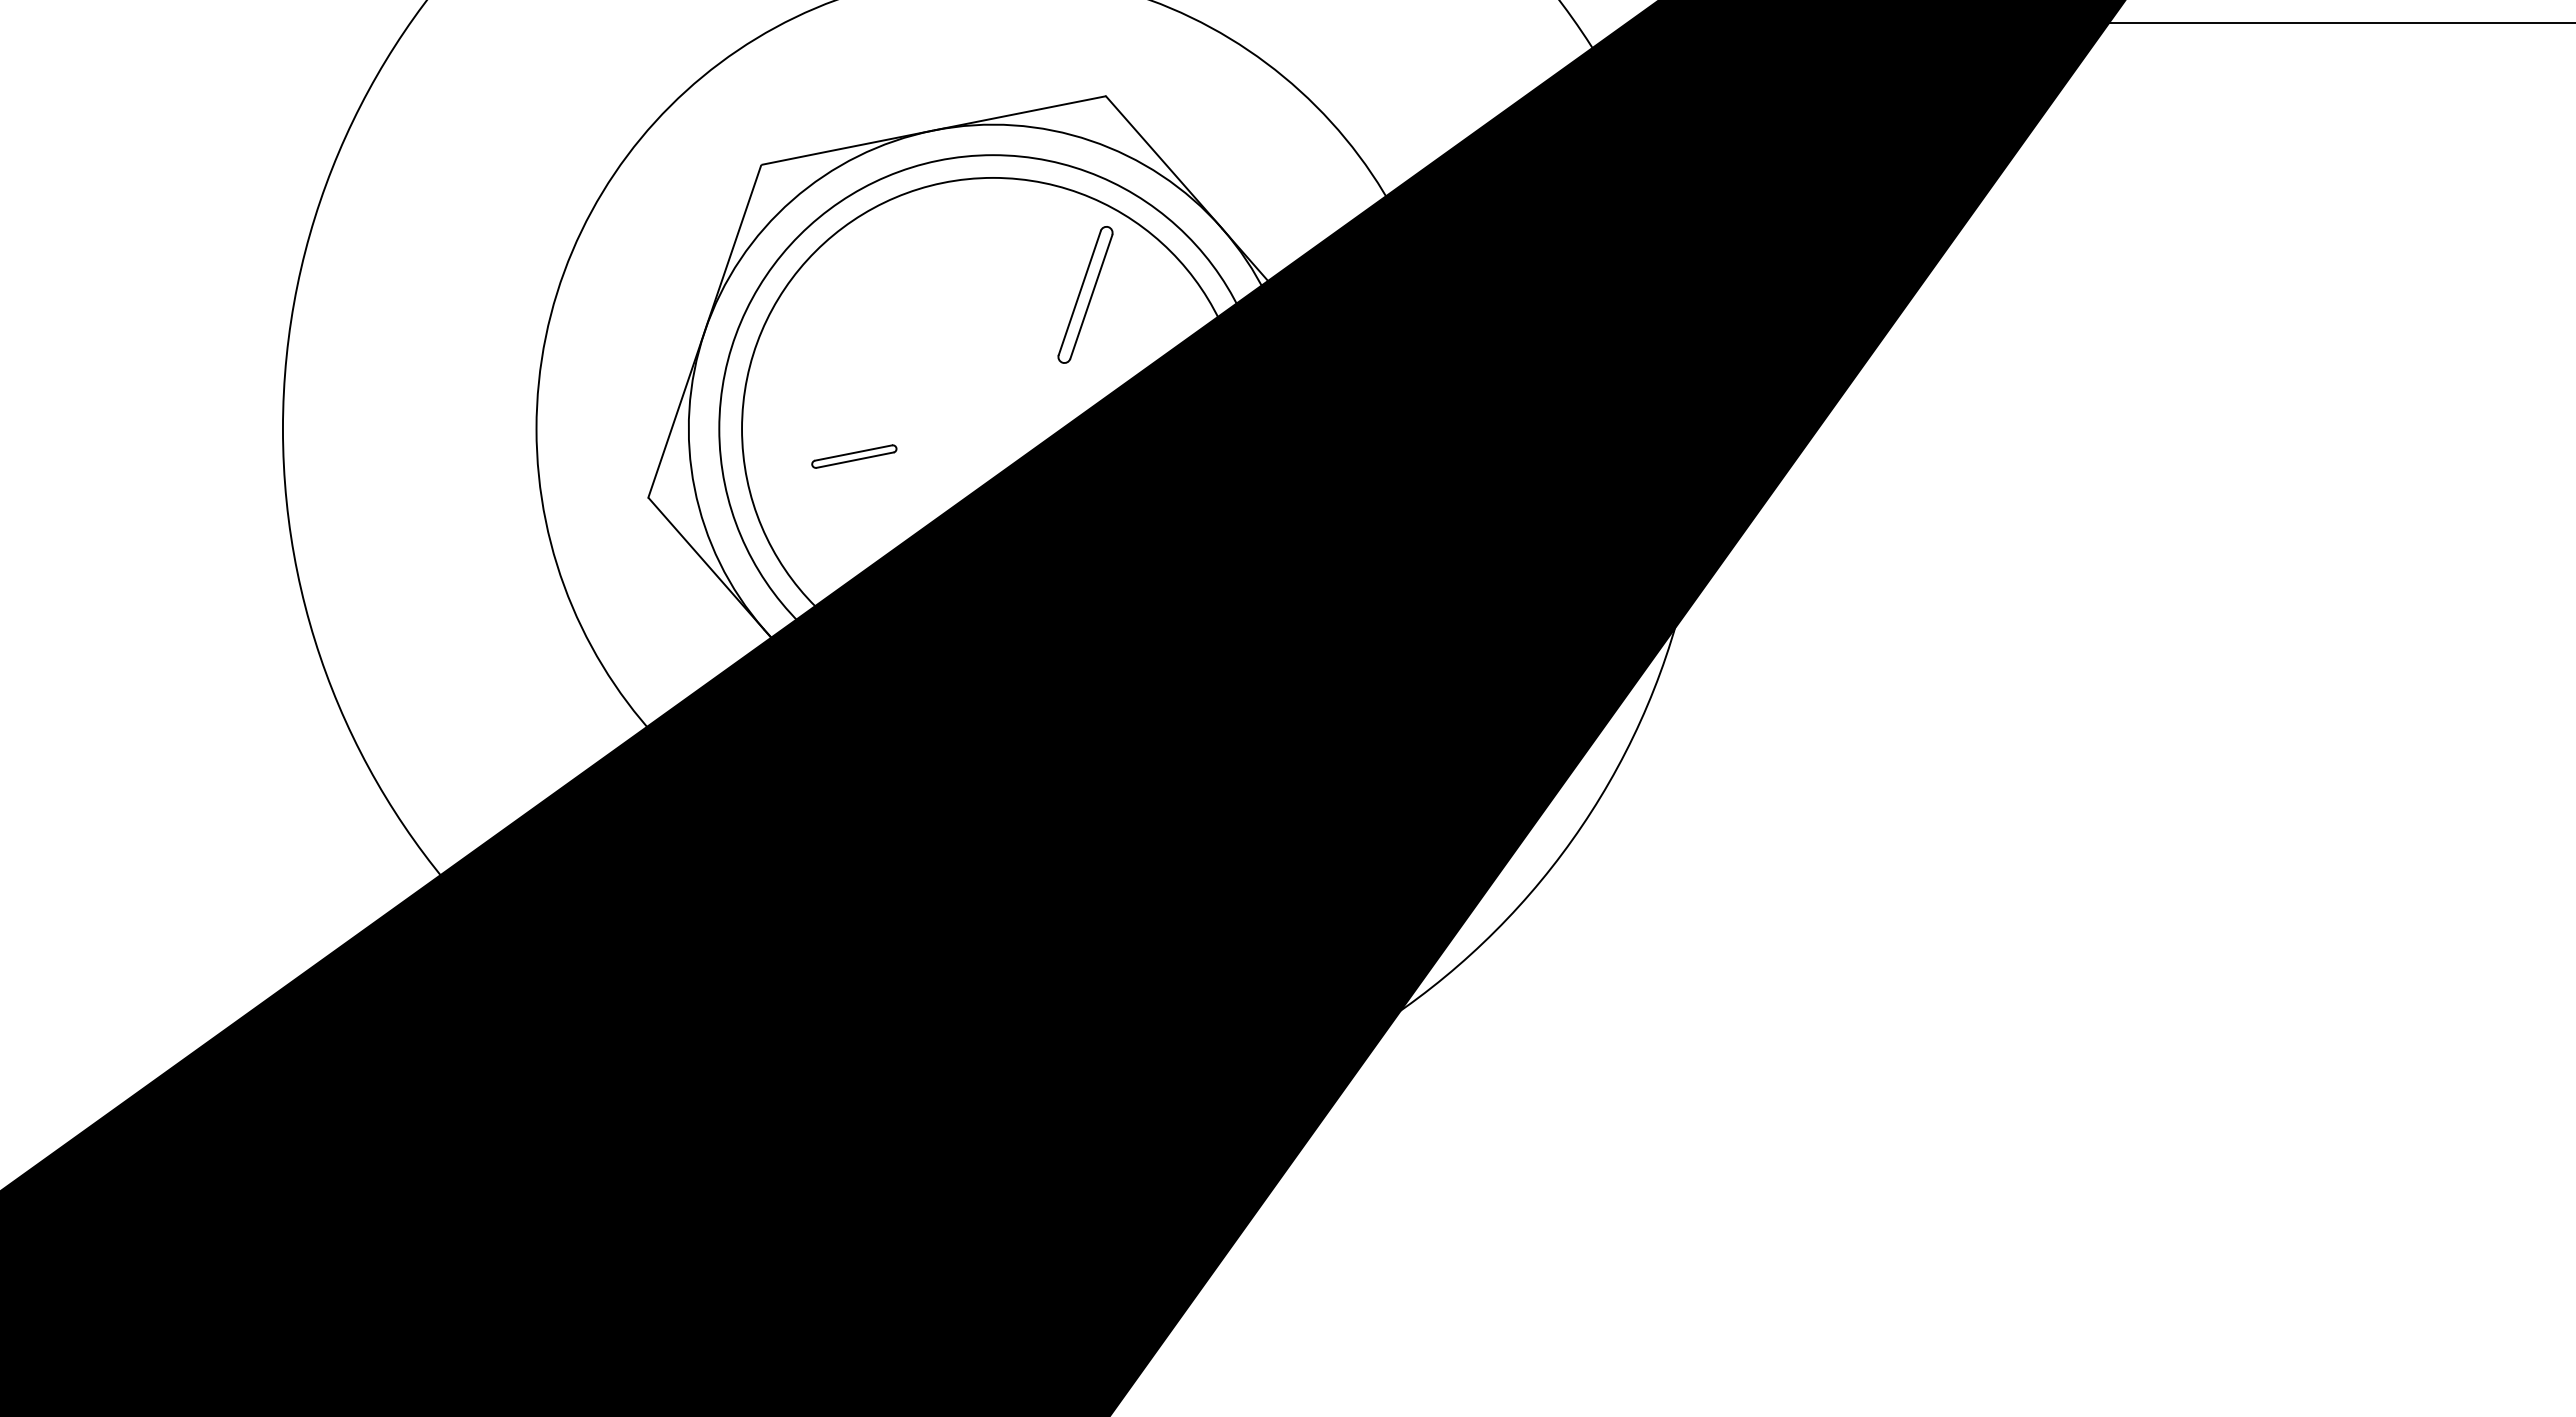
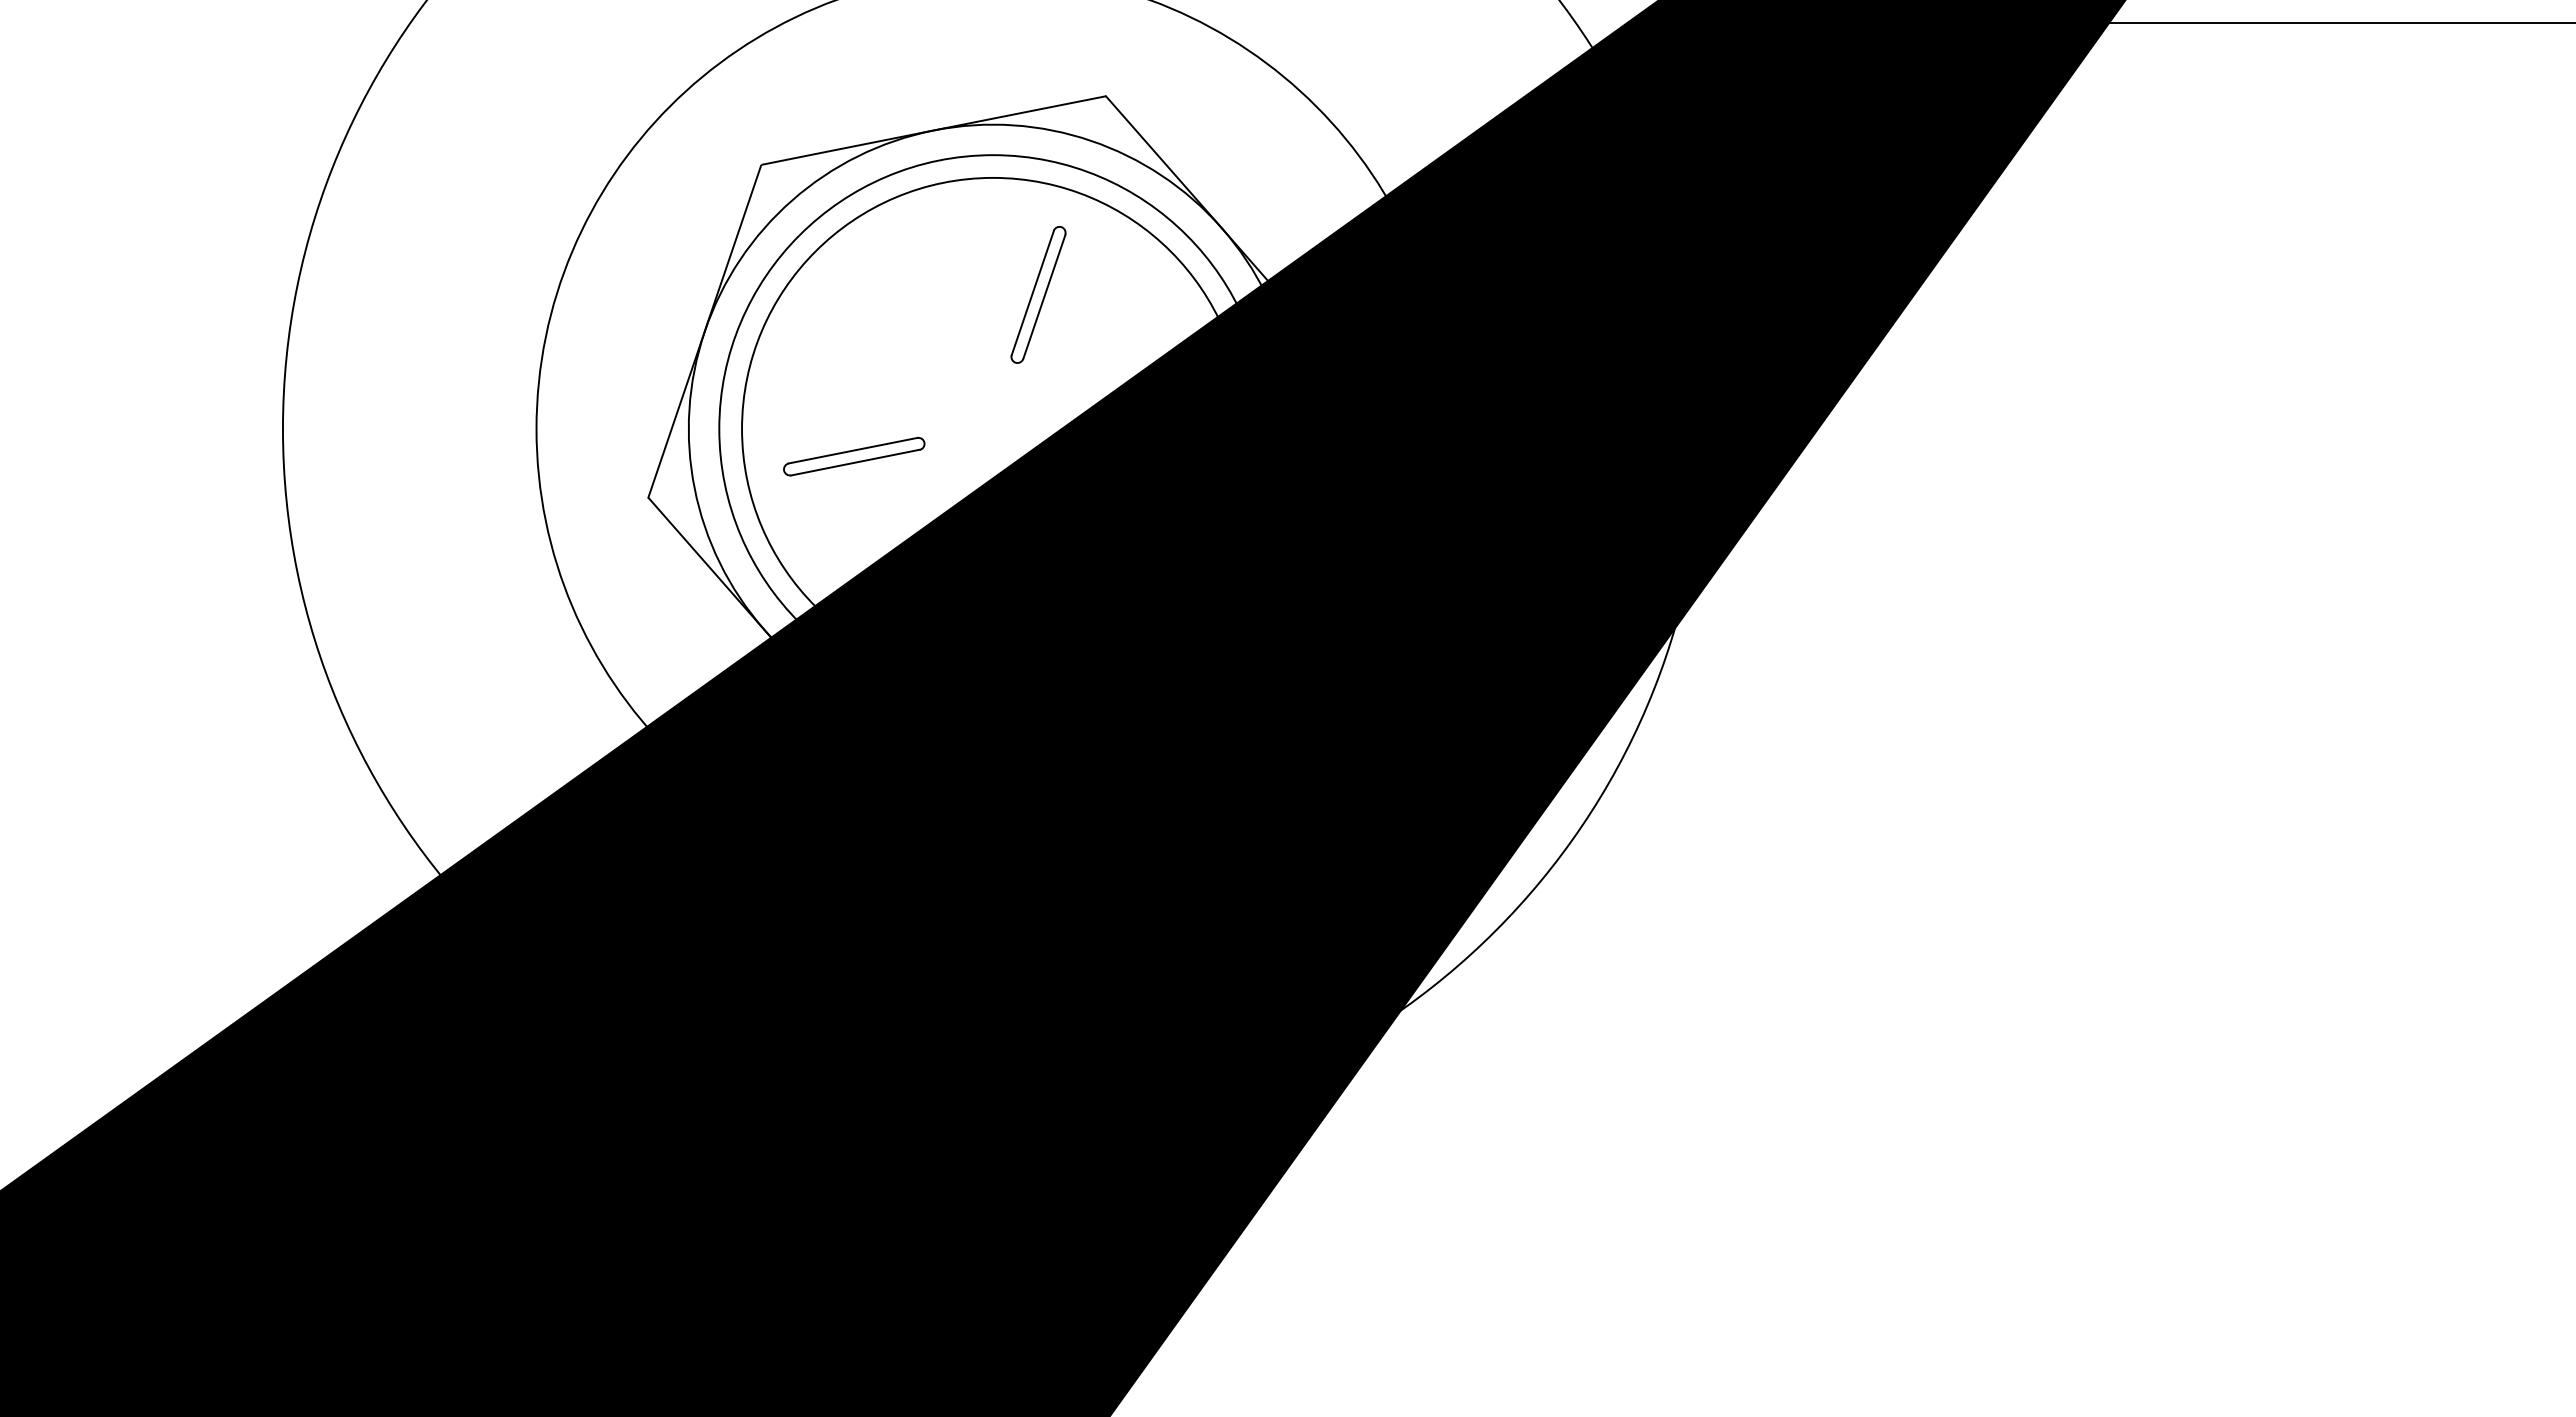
part position: (1085, 294) -> (1038, 294) (1038, 294)
part size: 87x25 px -> 143x41 px (854, 456)
